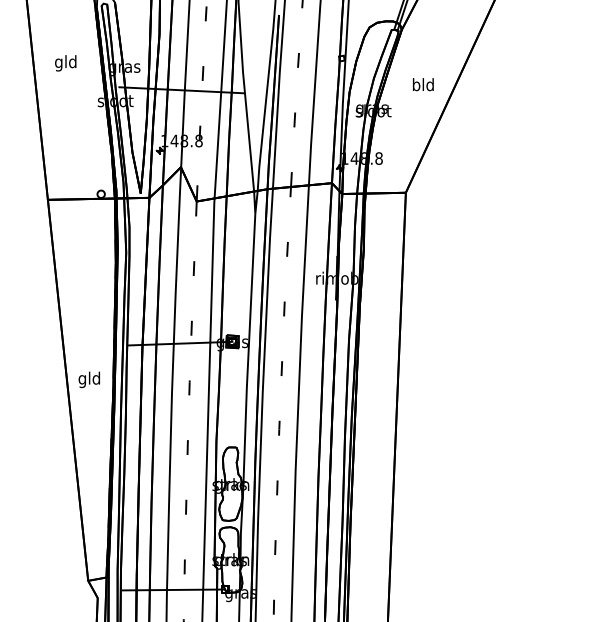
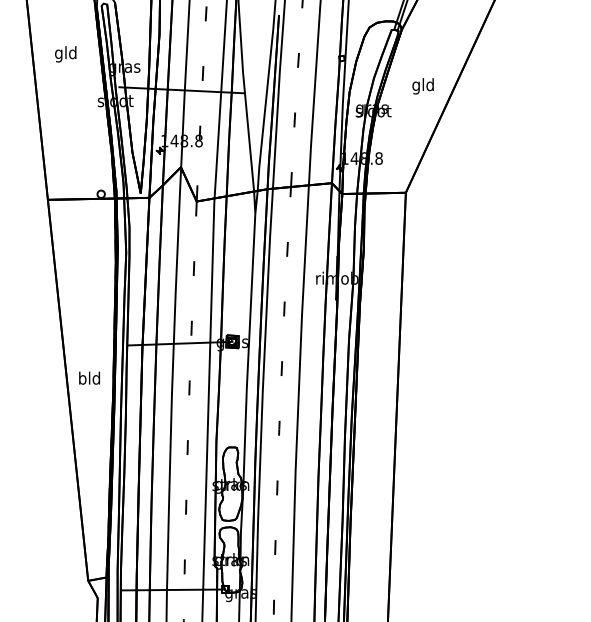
text position: (65, 63) -> (65, 54) (65, 54)
text: bld -> gld (416, 86)
text: gld -> bld (82, 379)
